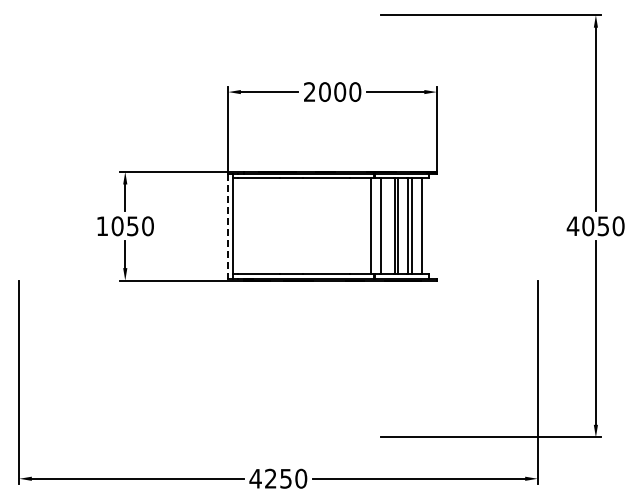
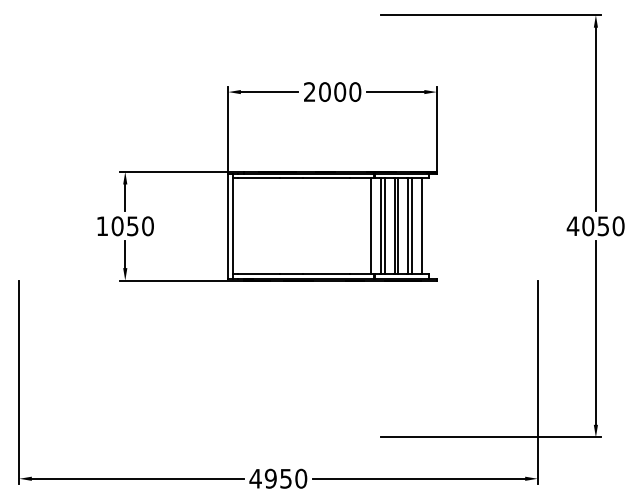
line: dashed -> solid (228, 226)
line: none -> present (384, 226)
text: 4250 -> 4950 (270, 478)
